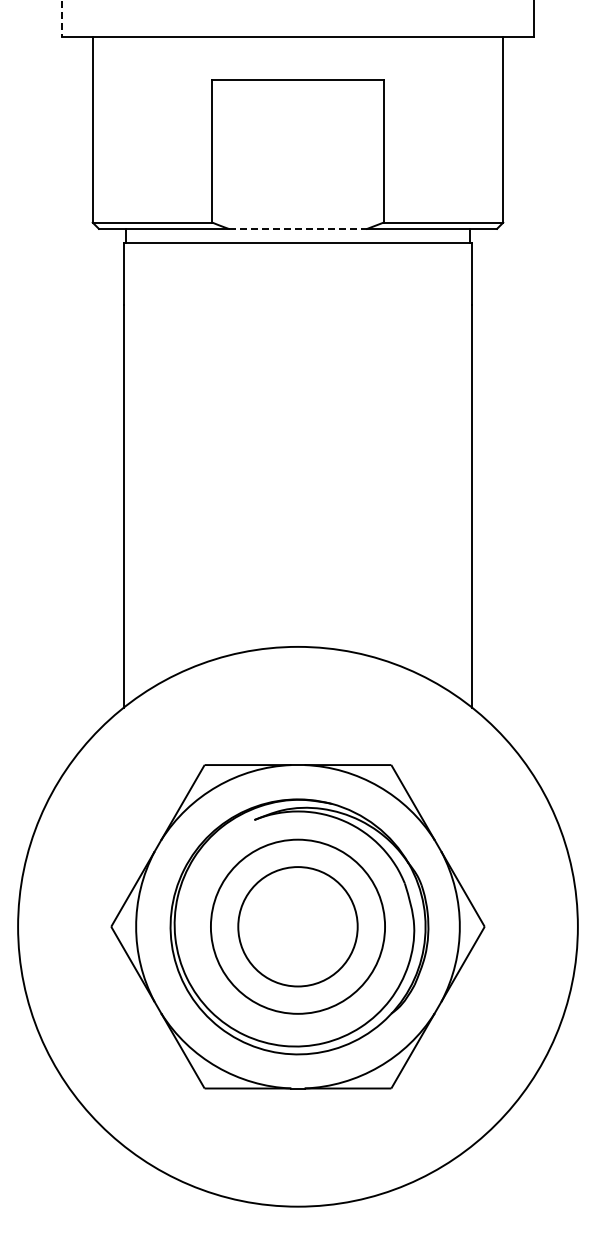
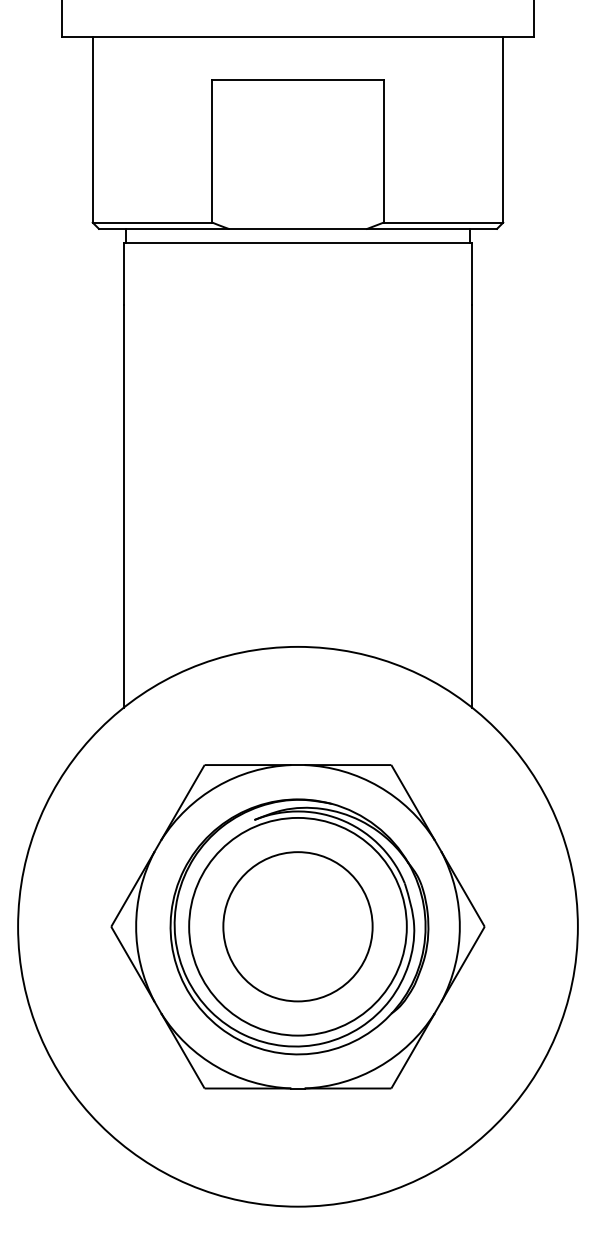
line: dashed -> solid (61, 19)
line: dashed -> solid (298, 228)
circle diameter: 119 px -> 149 px (297, 926)
circle diameter: 174 px -> 218 px (297, 926)
